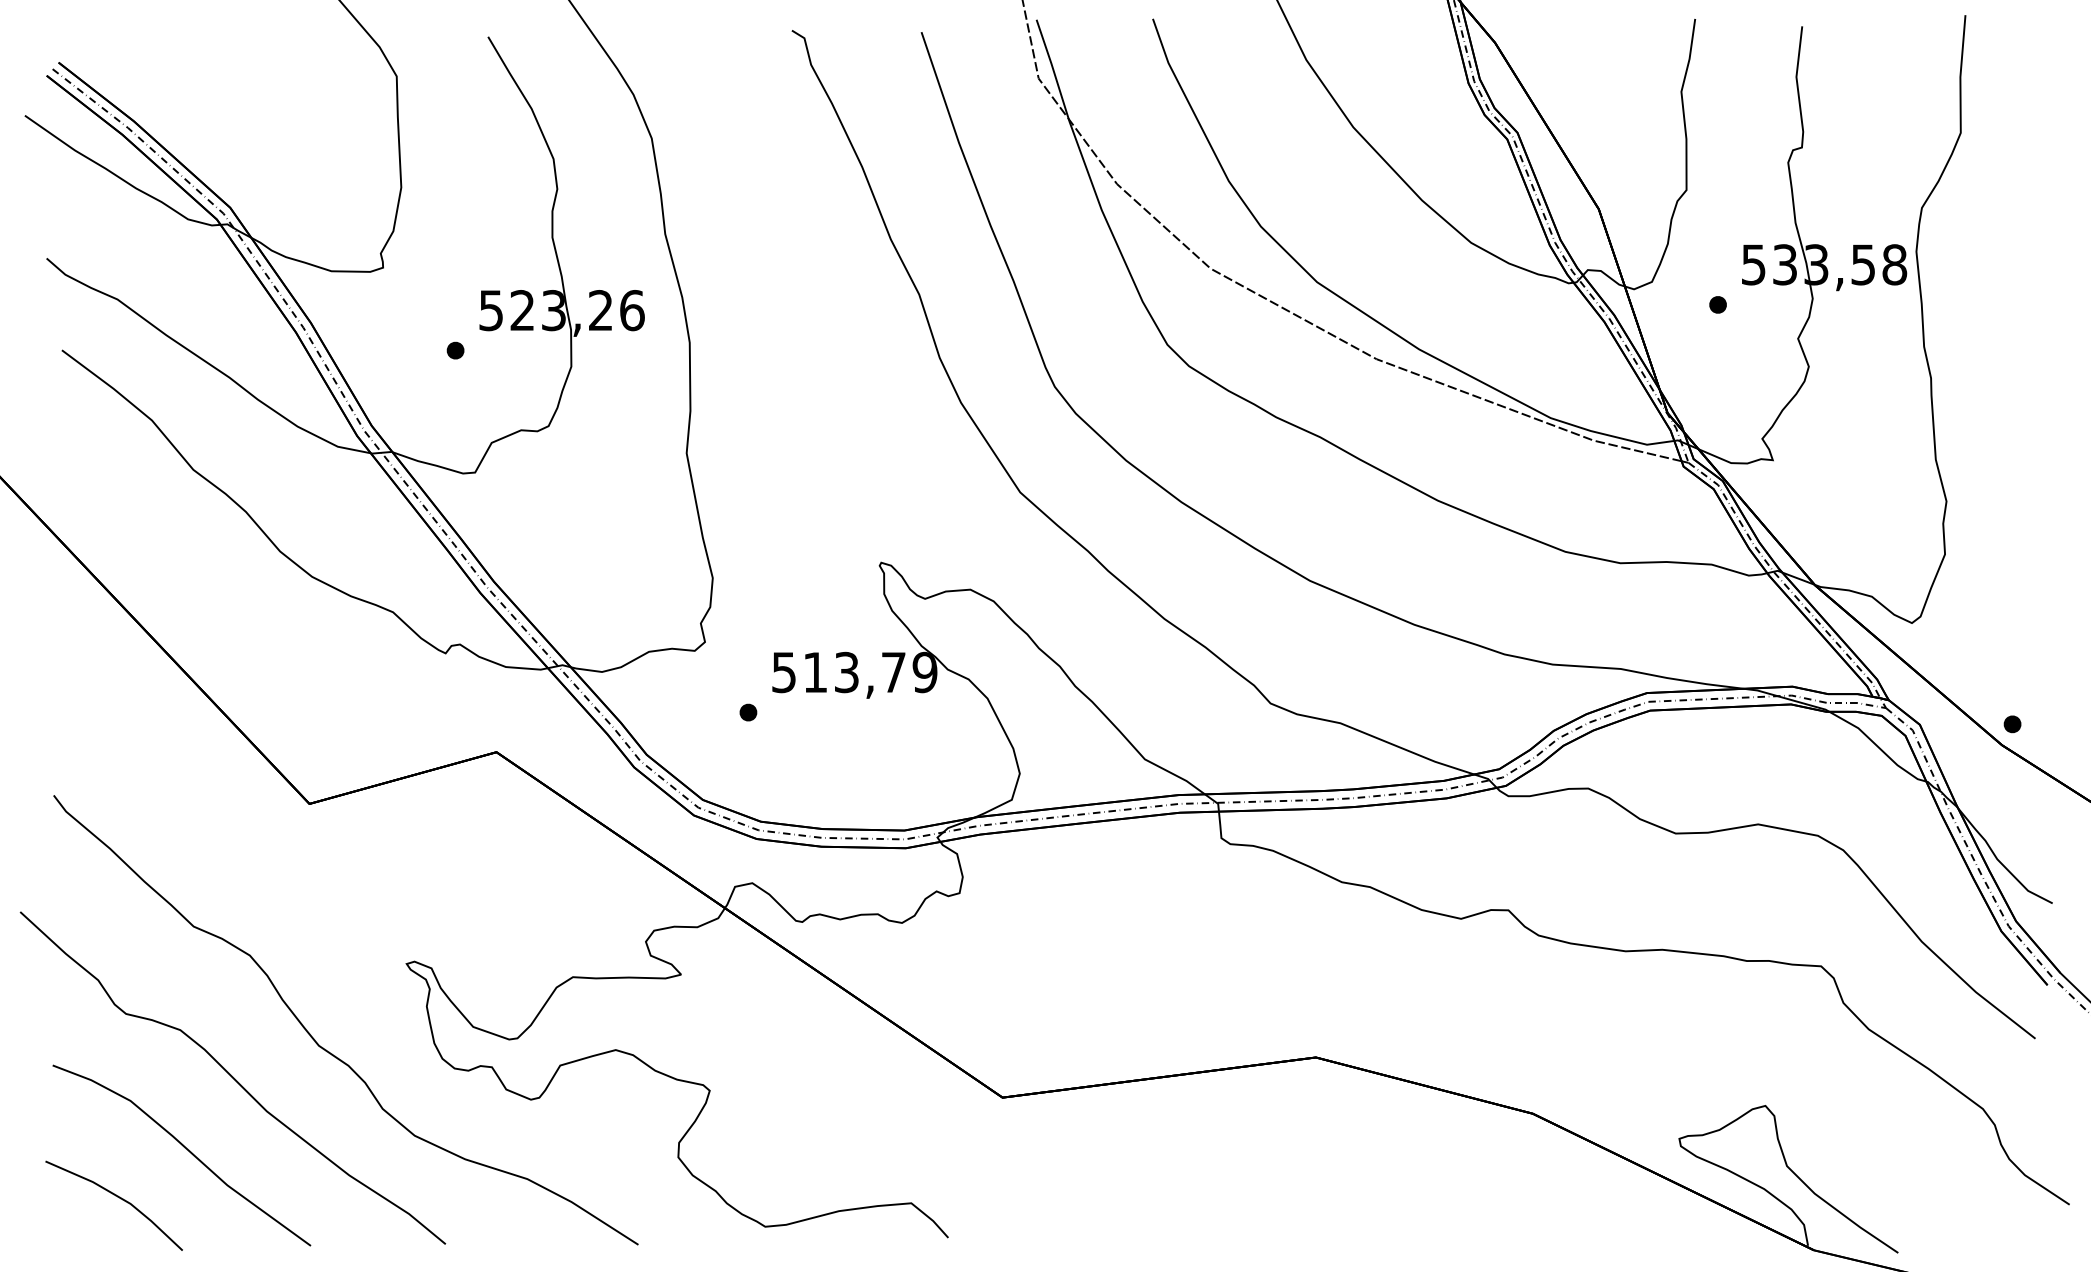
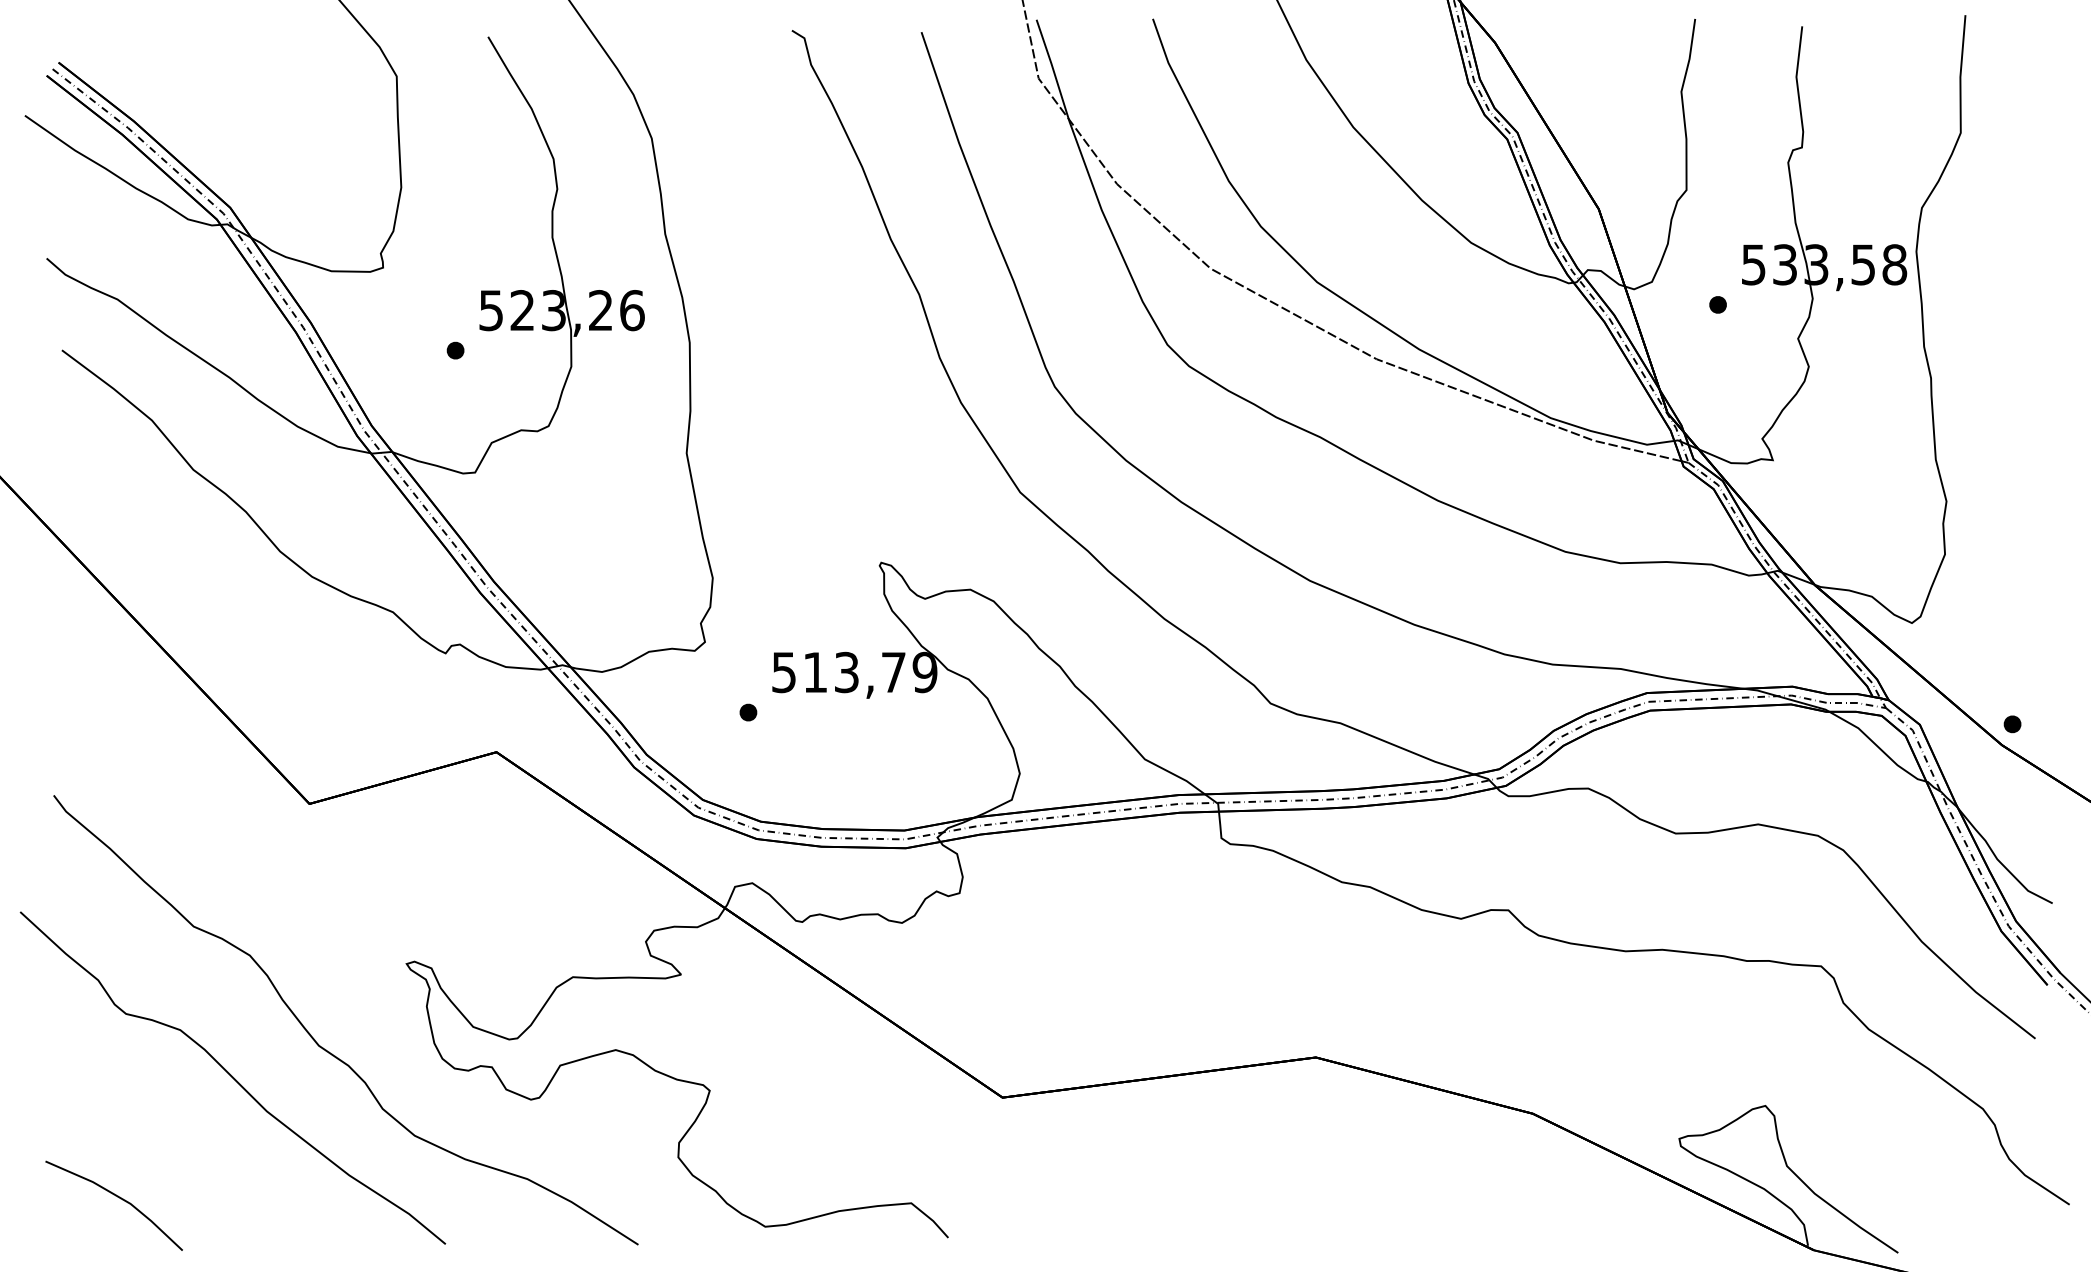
curve: present -> none (184, 1148)
